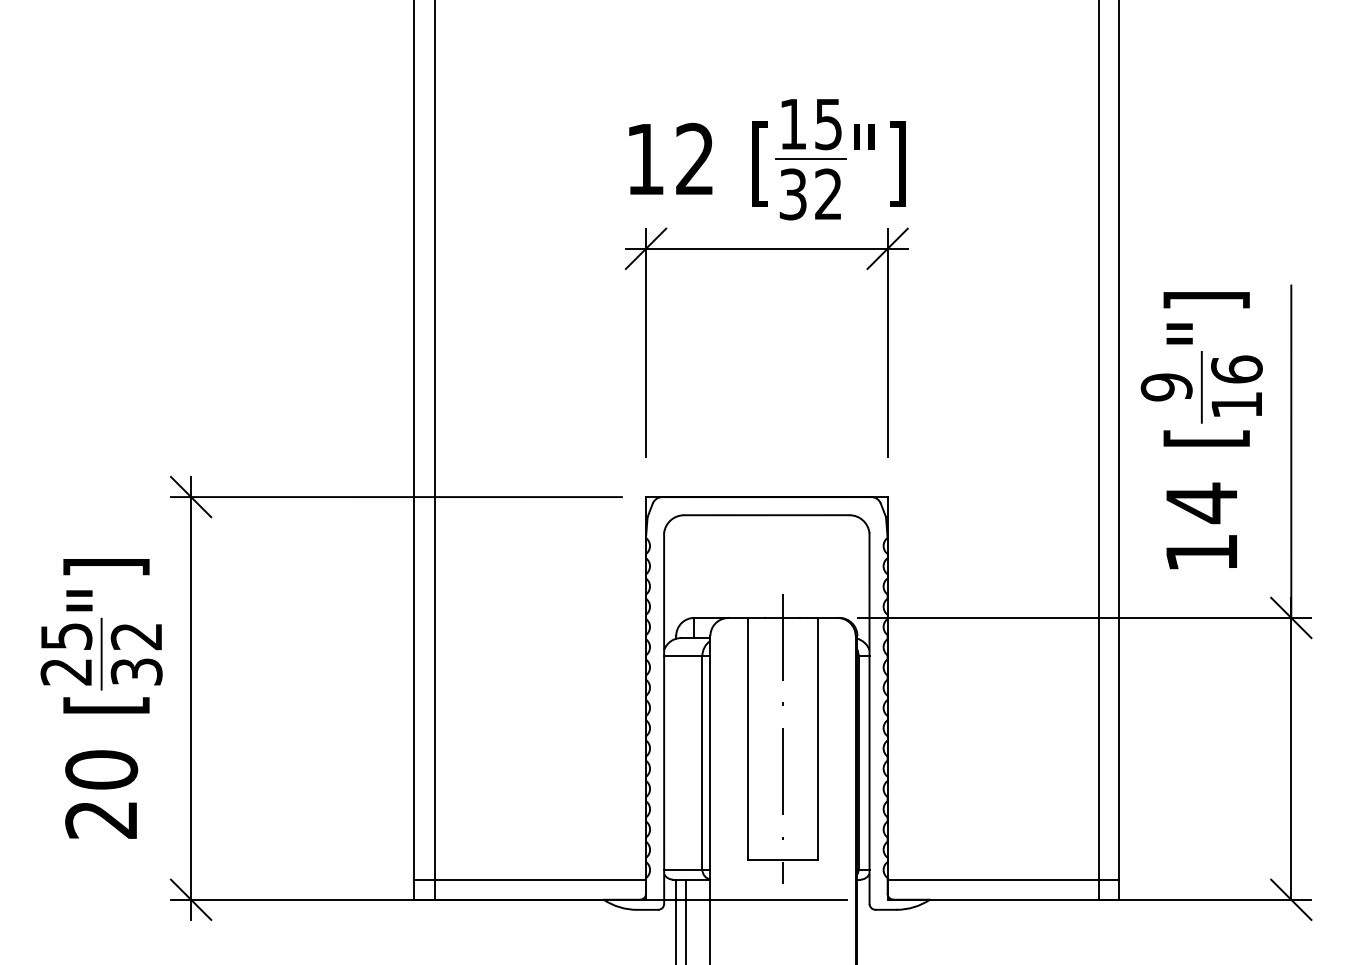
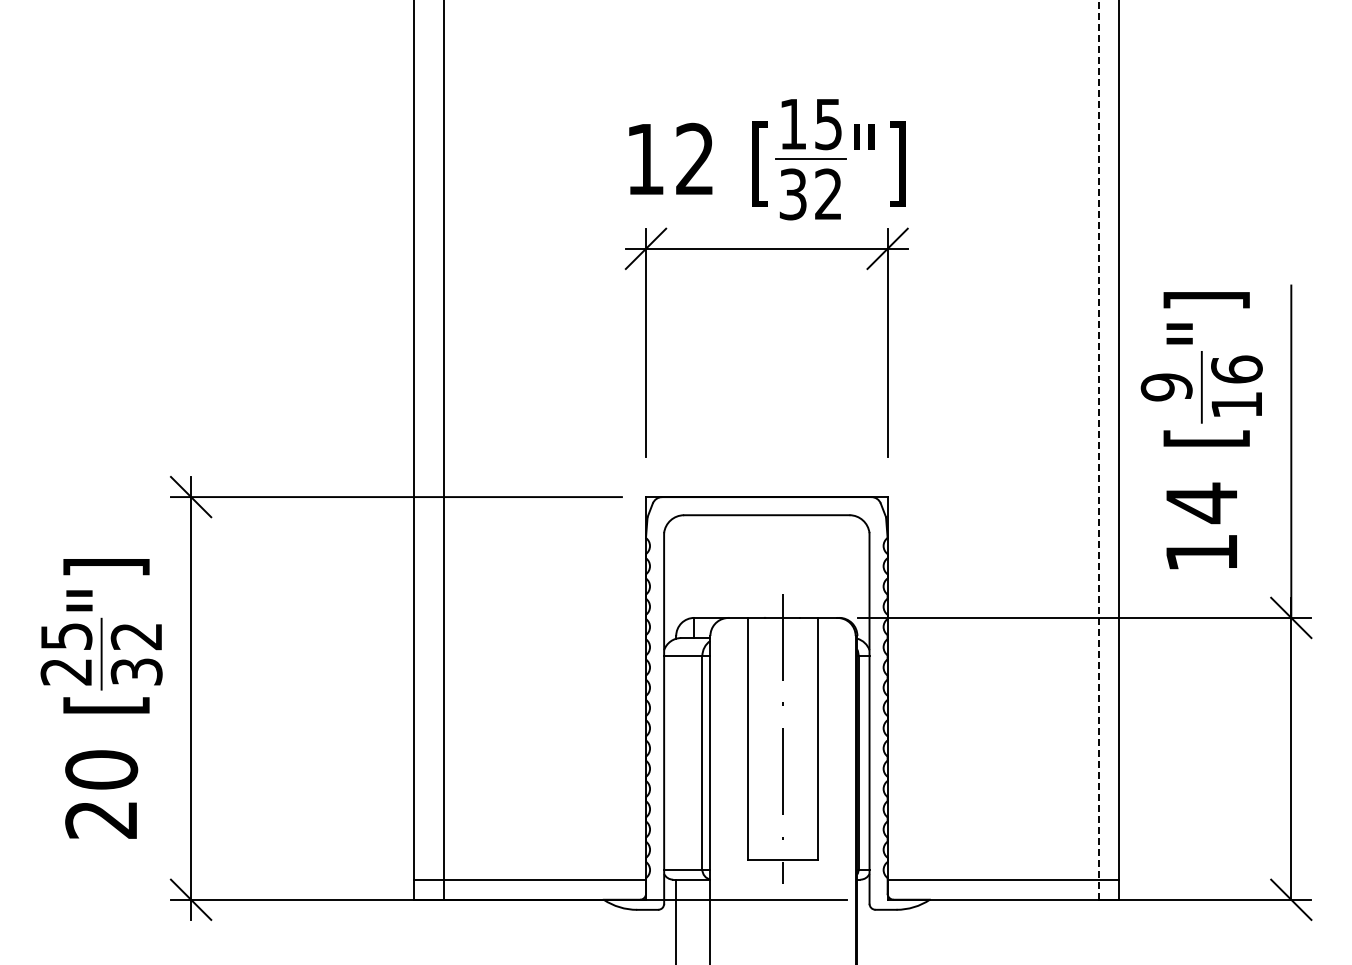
line: solid -> dashed (1099, 449)
line position: (434, 450) -> (443, 450) (443, 450)
line: present -> none (686, 920)
